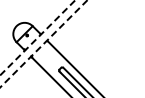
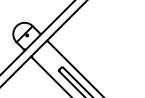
line: dashed -> solid (37, 37)
line: dashed -> solid (44, 43)
